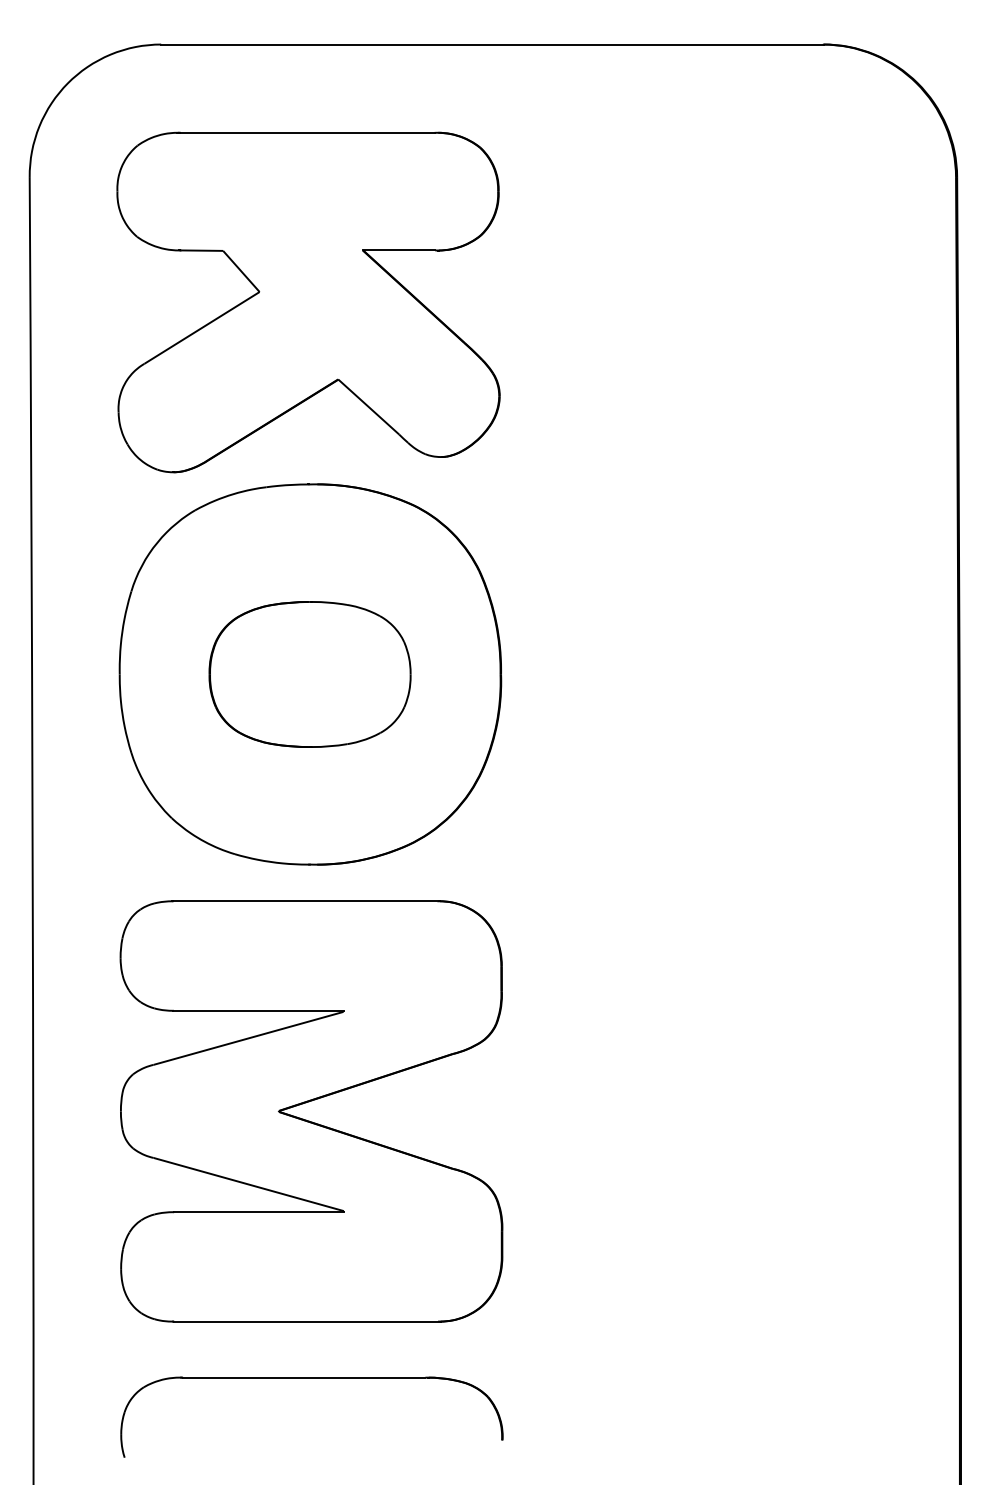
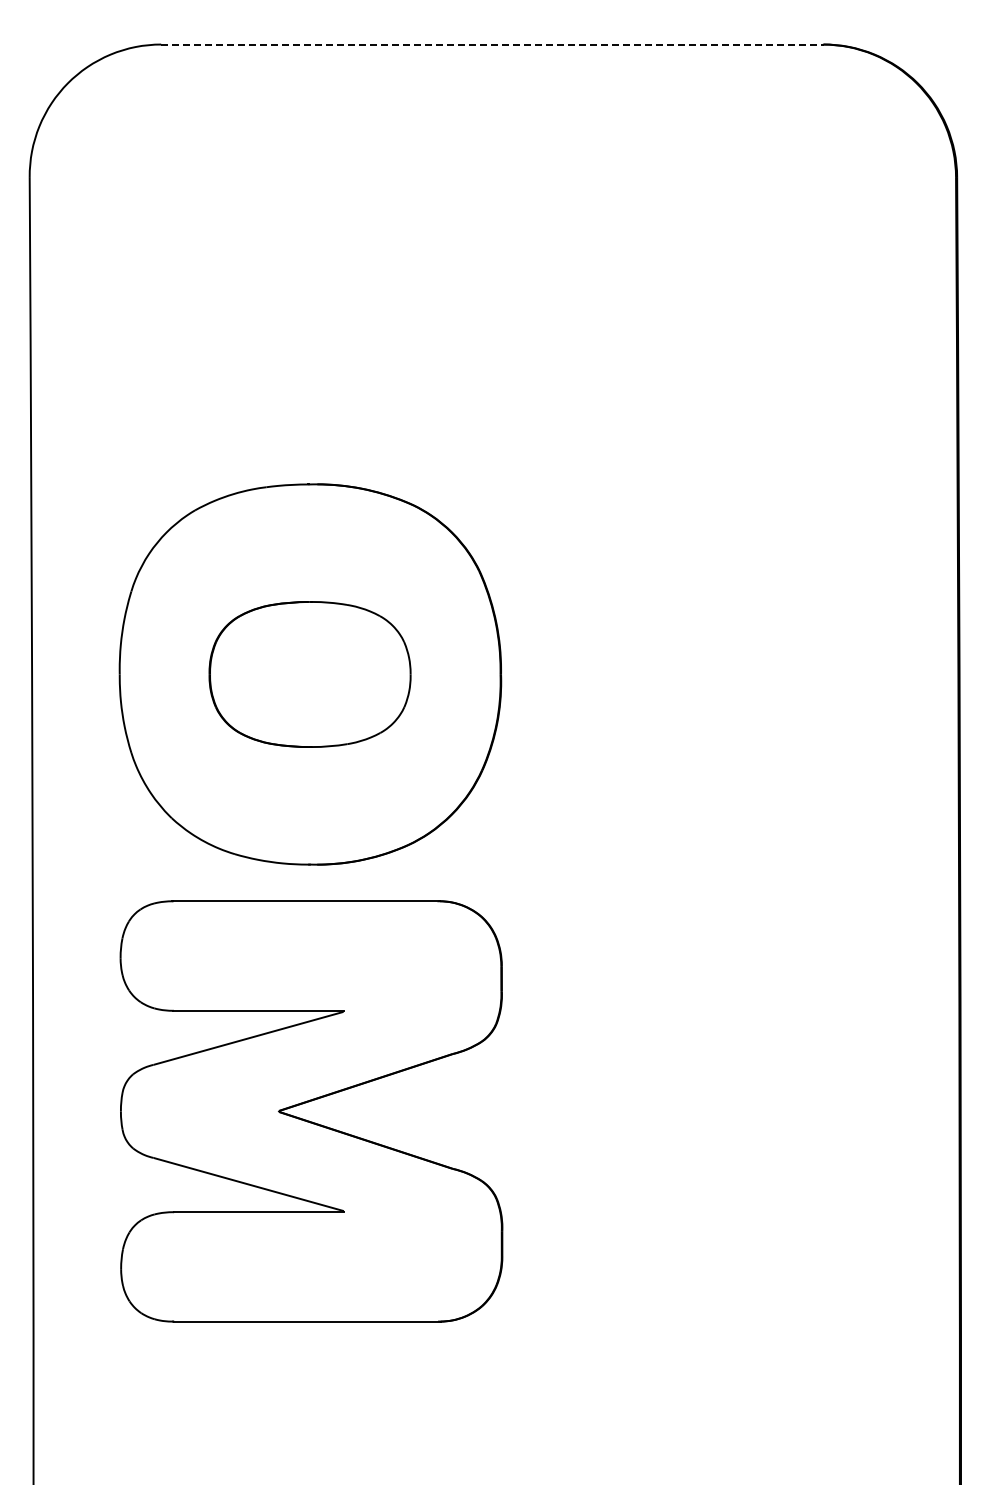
line: solid -> dashed (493, 44)
part: present -> none (308, 302)
part: present -> none (311, 1378)
